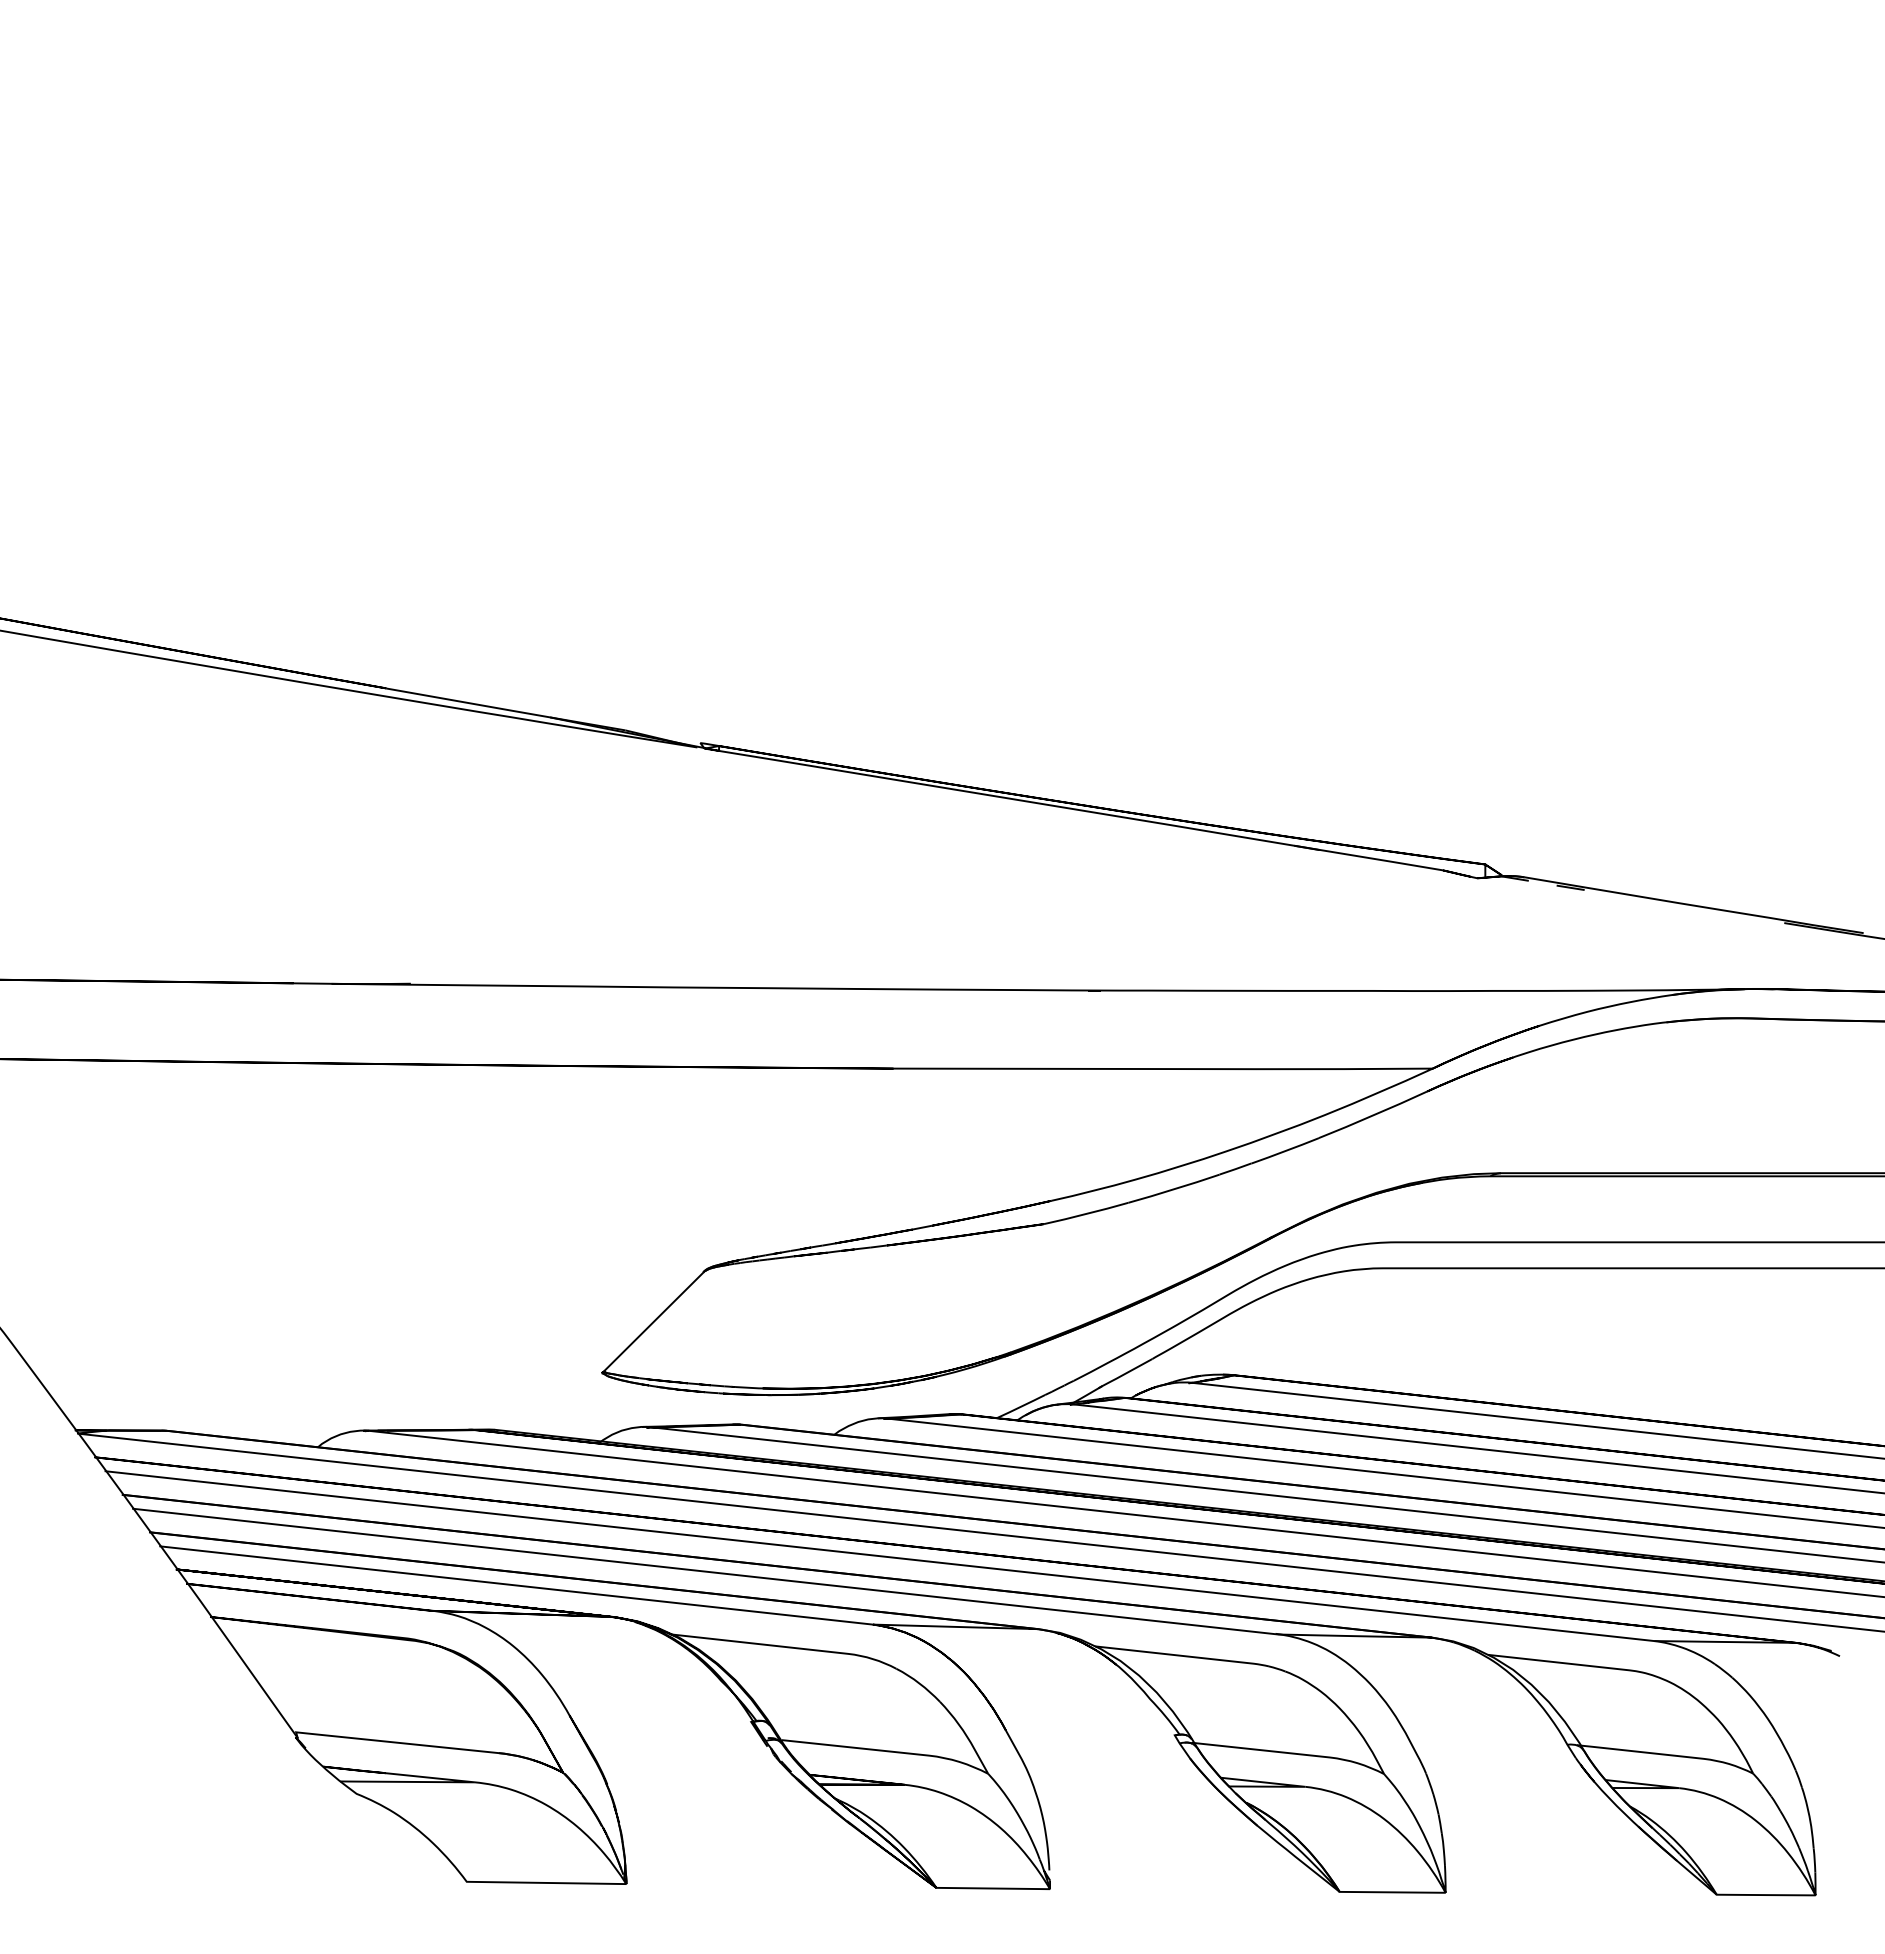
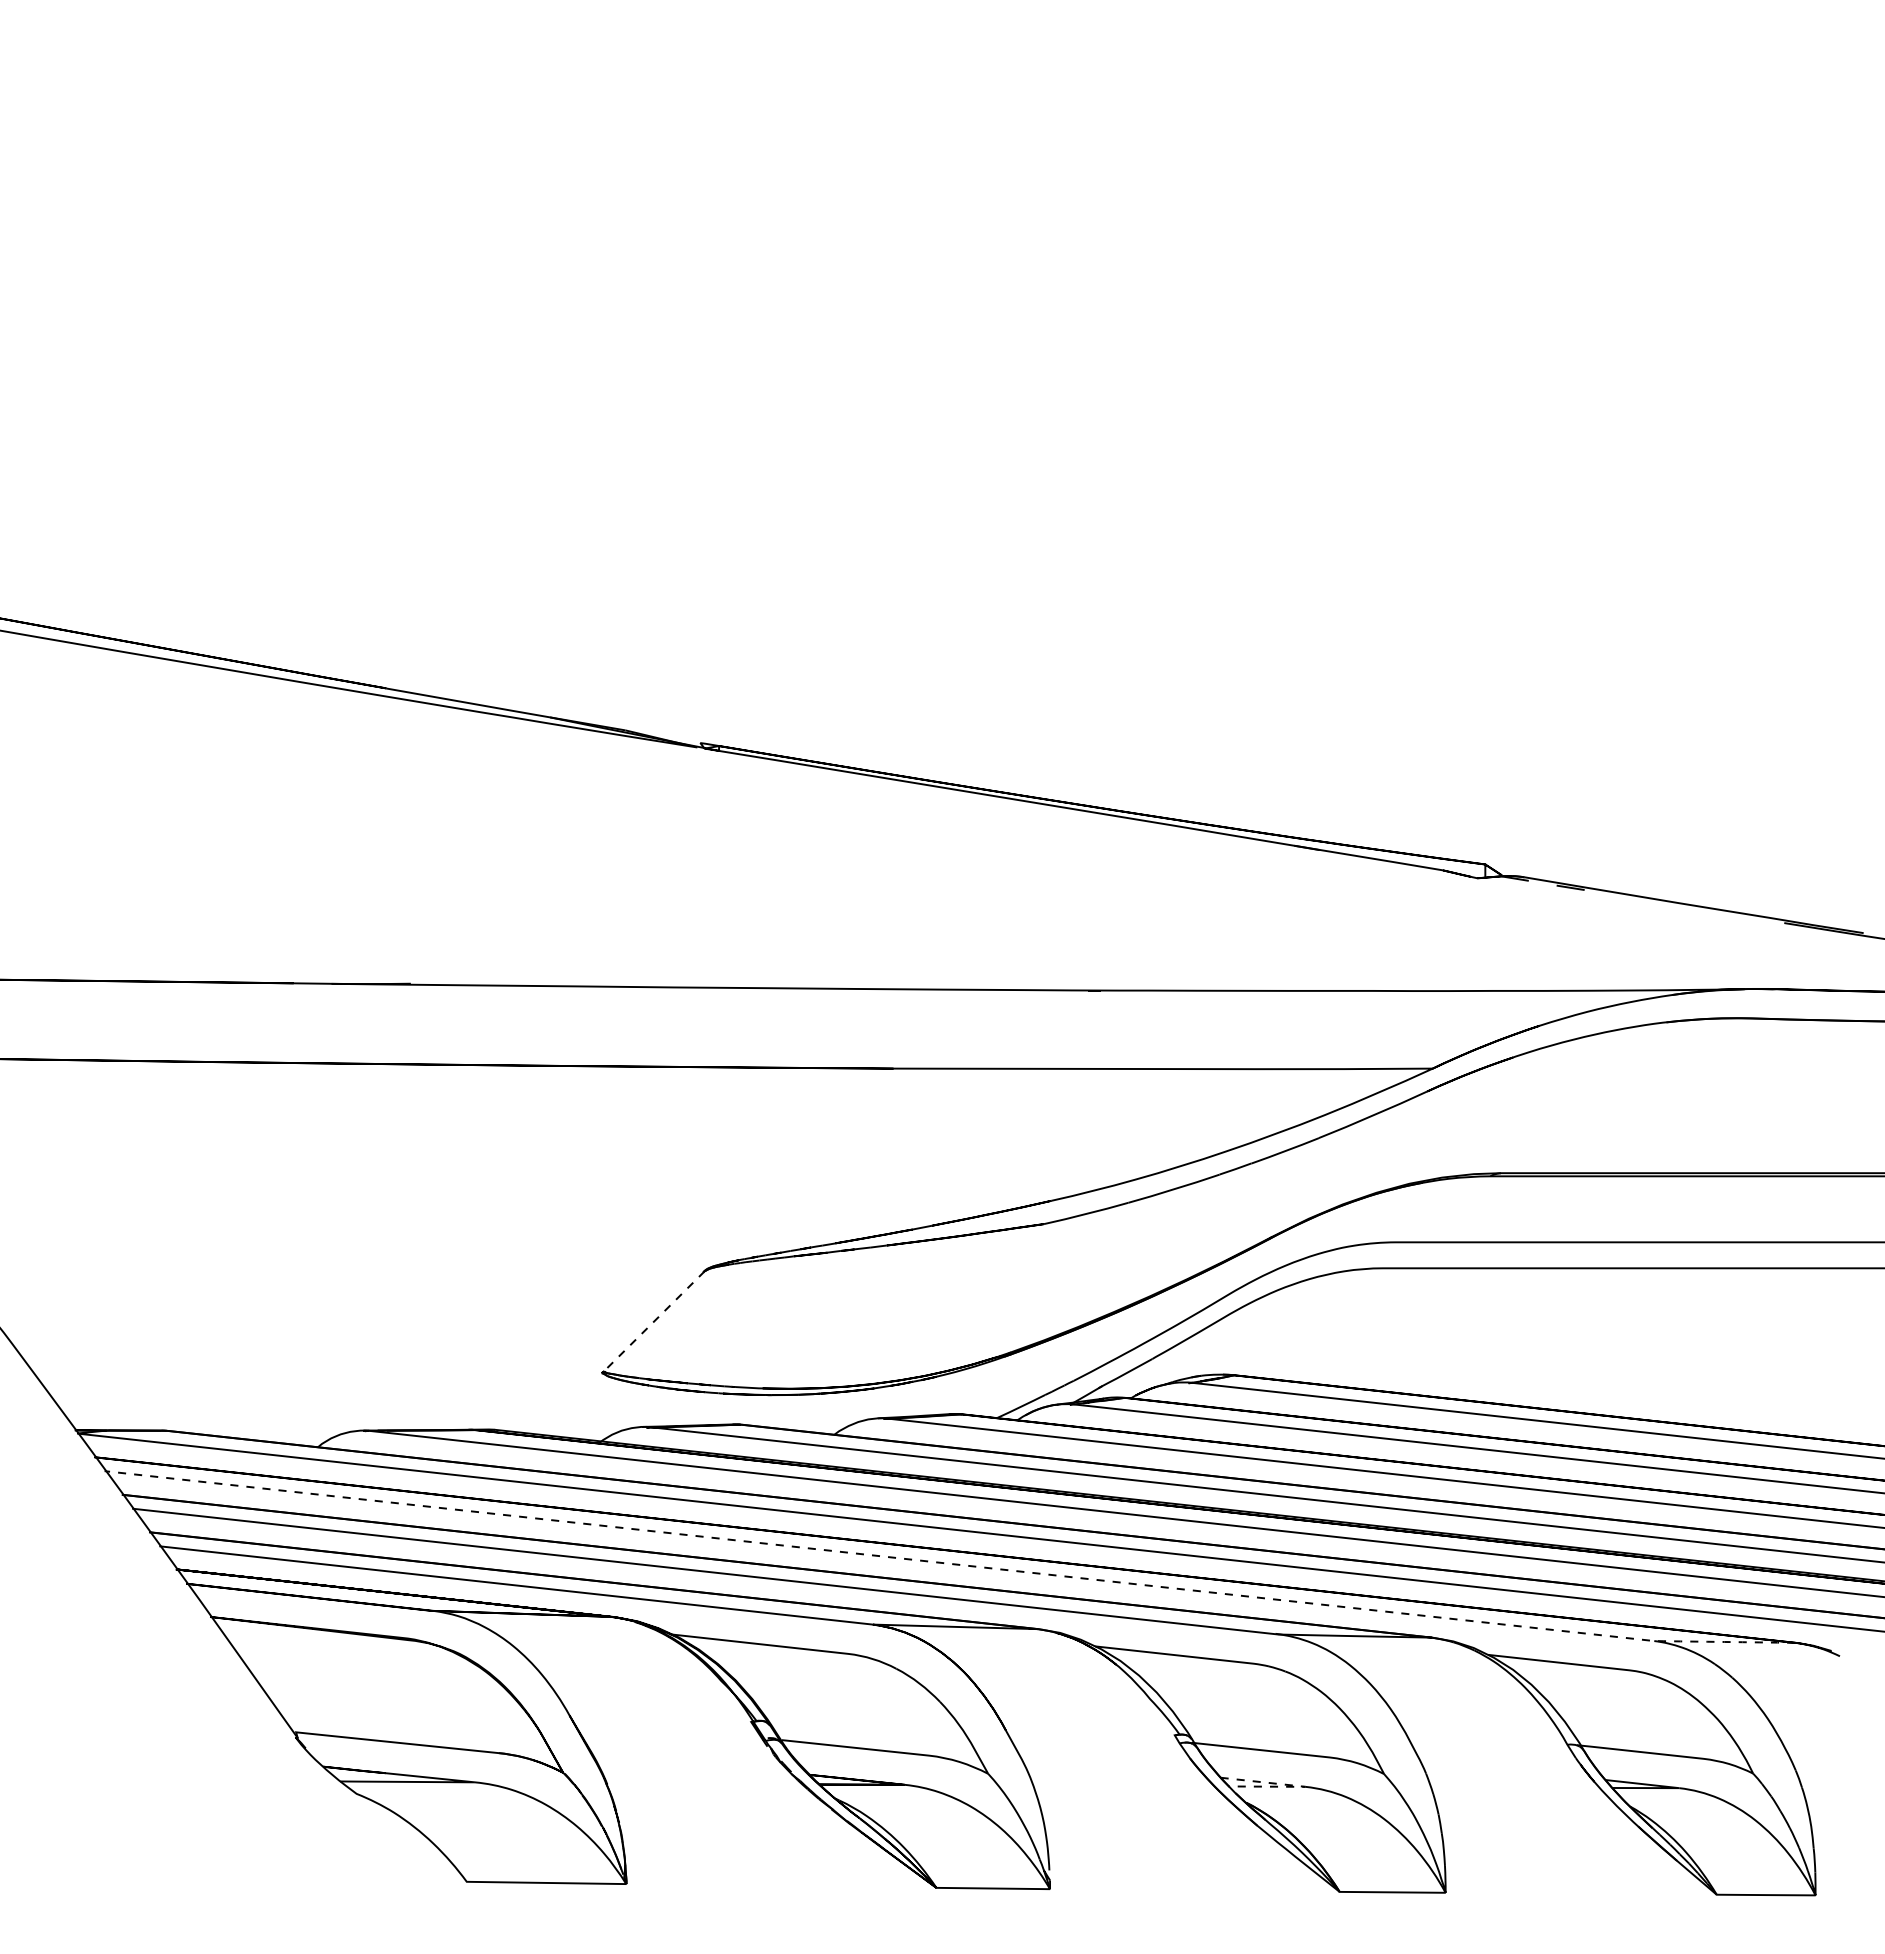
line: solid -> dashed (654, 1321)
line: solid -> dashed (952, 1564)
line: solid -> dashed (1301, 1786)
